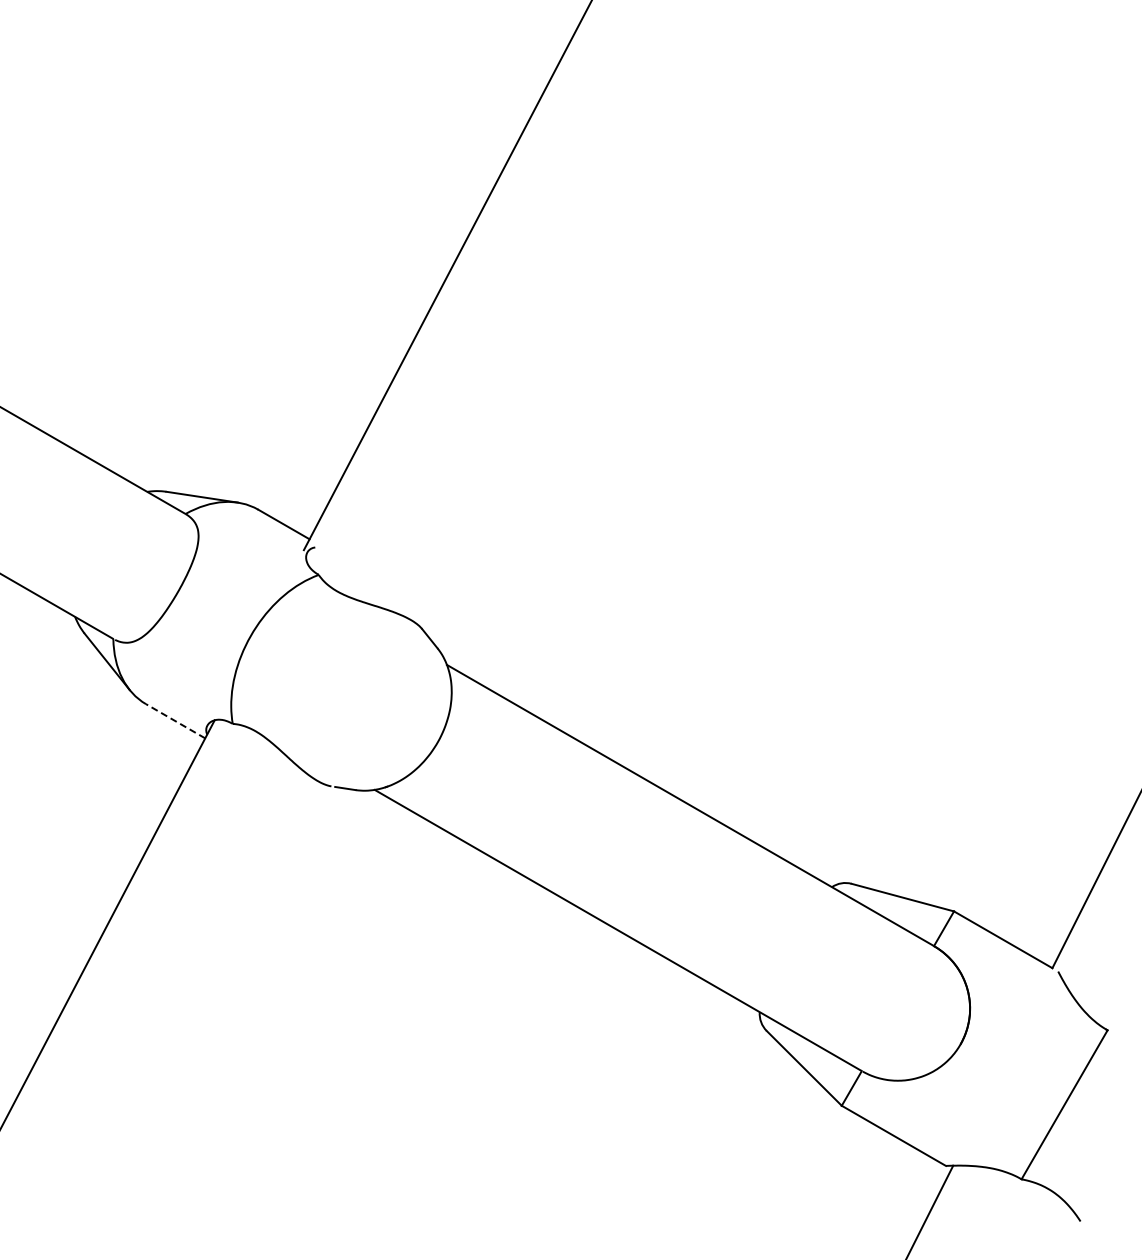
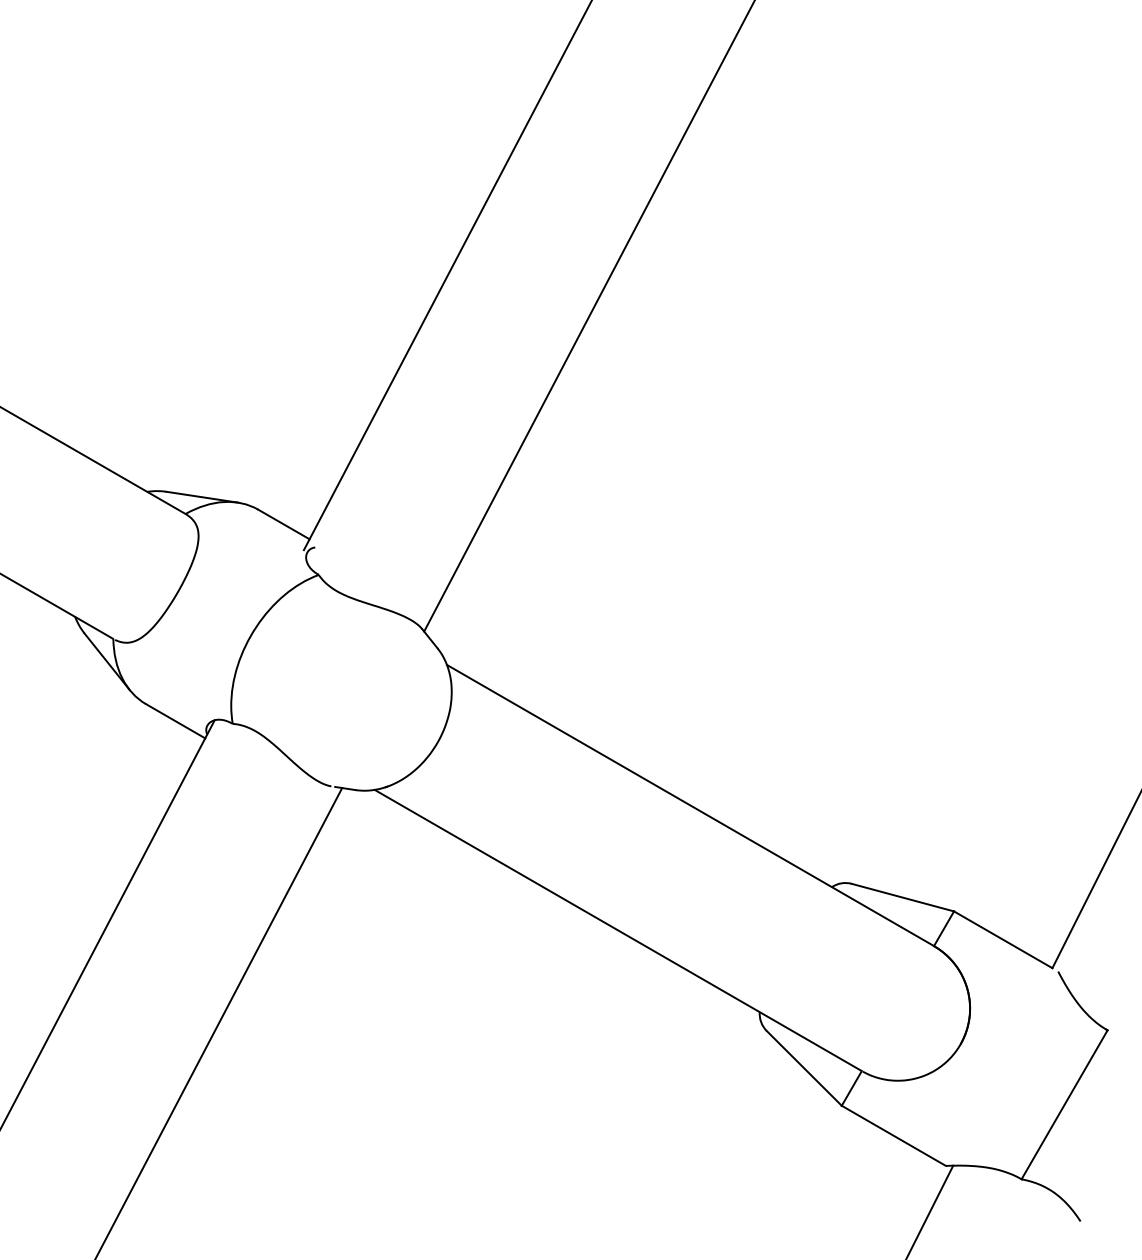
line: none -> present (588, 316)
line: dashed -> solid (175, 721)
line: none -> present (219, 1022)
